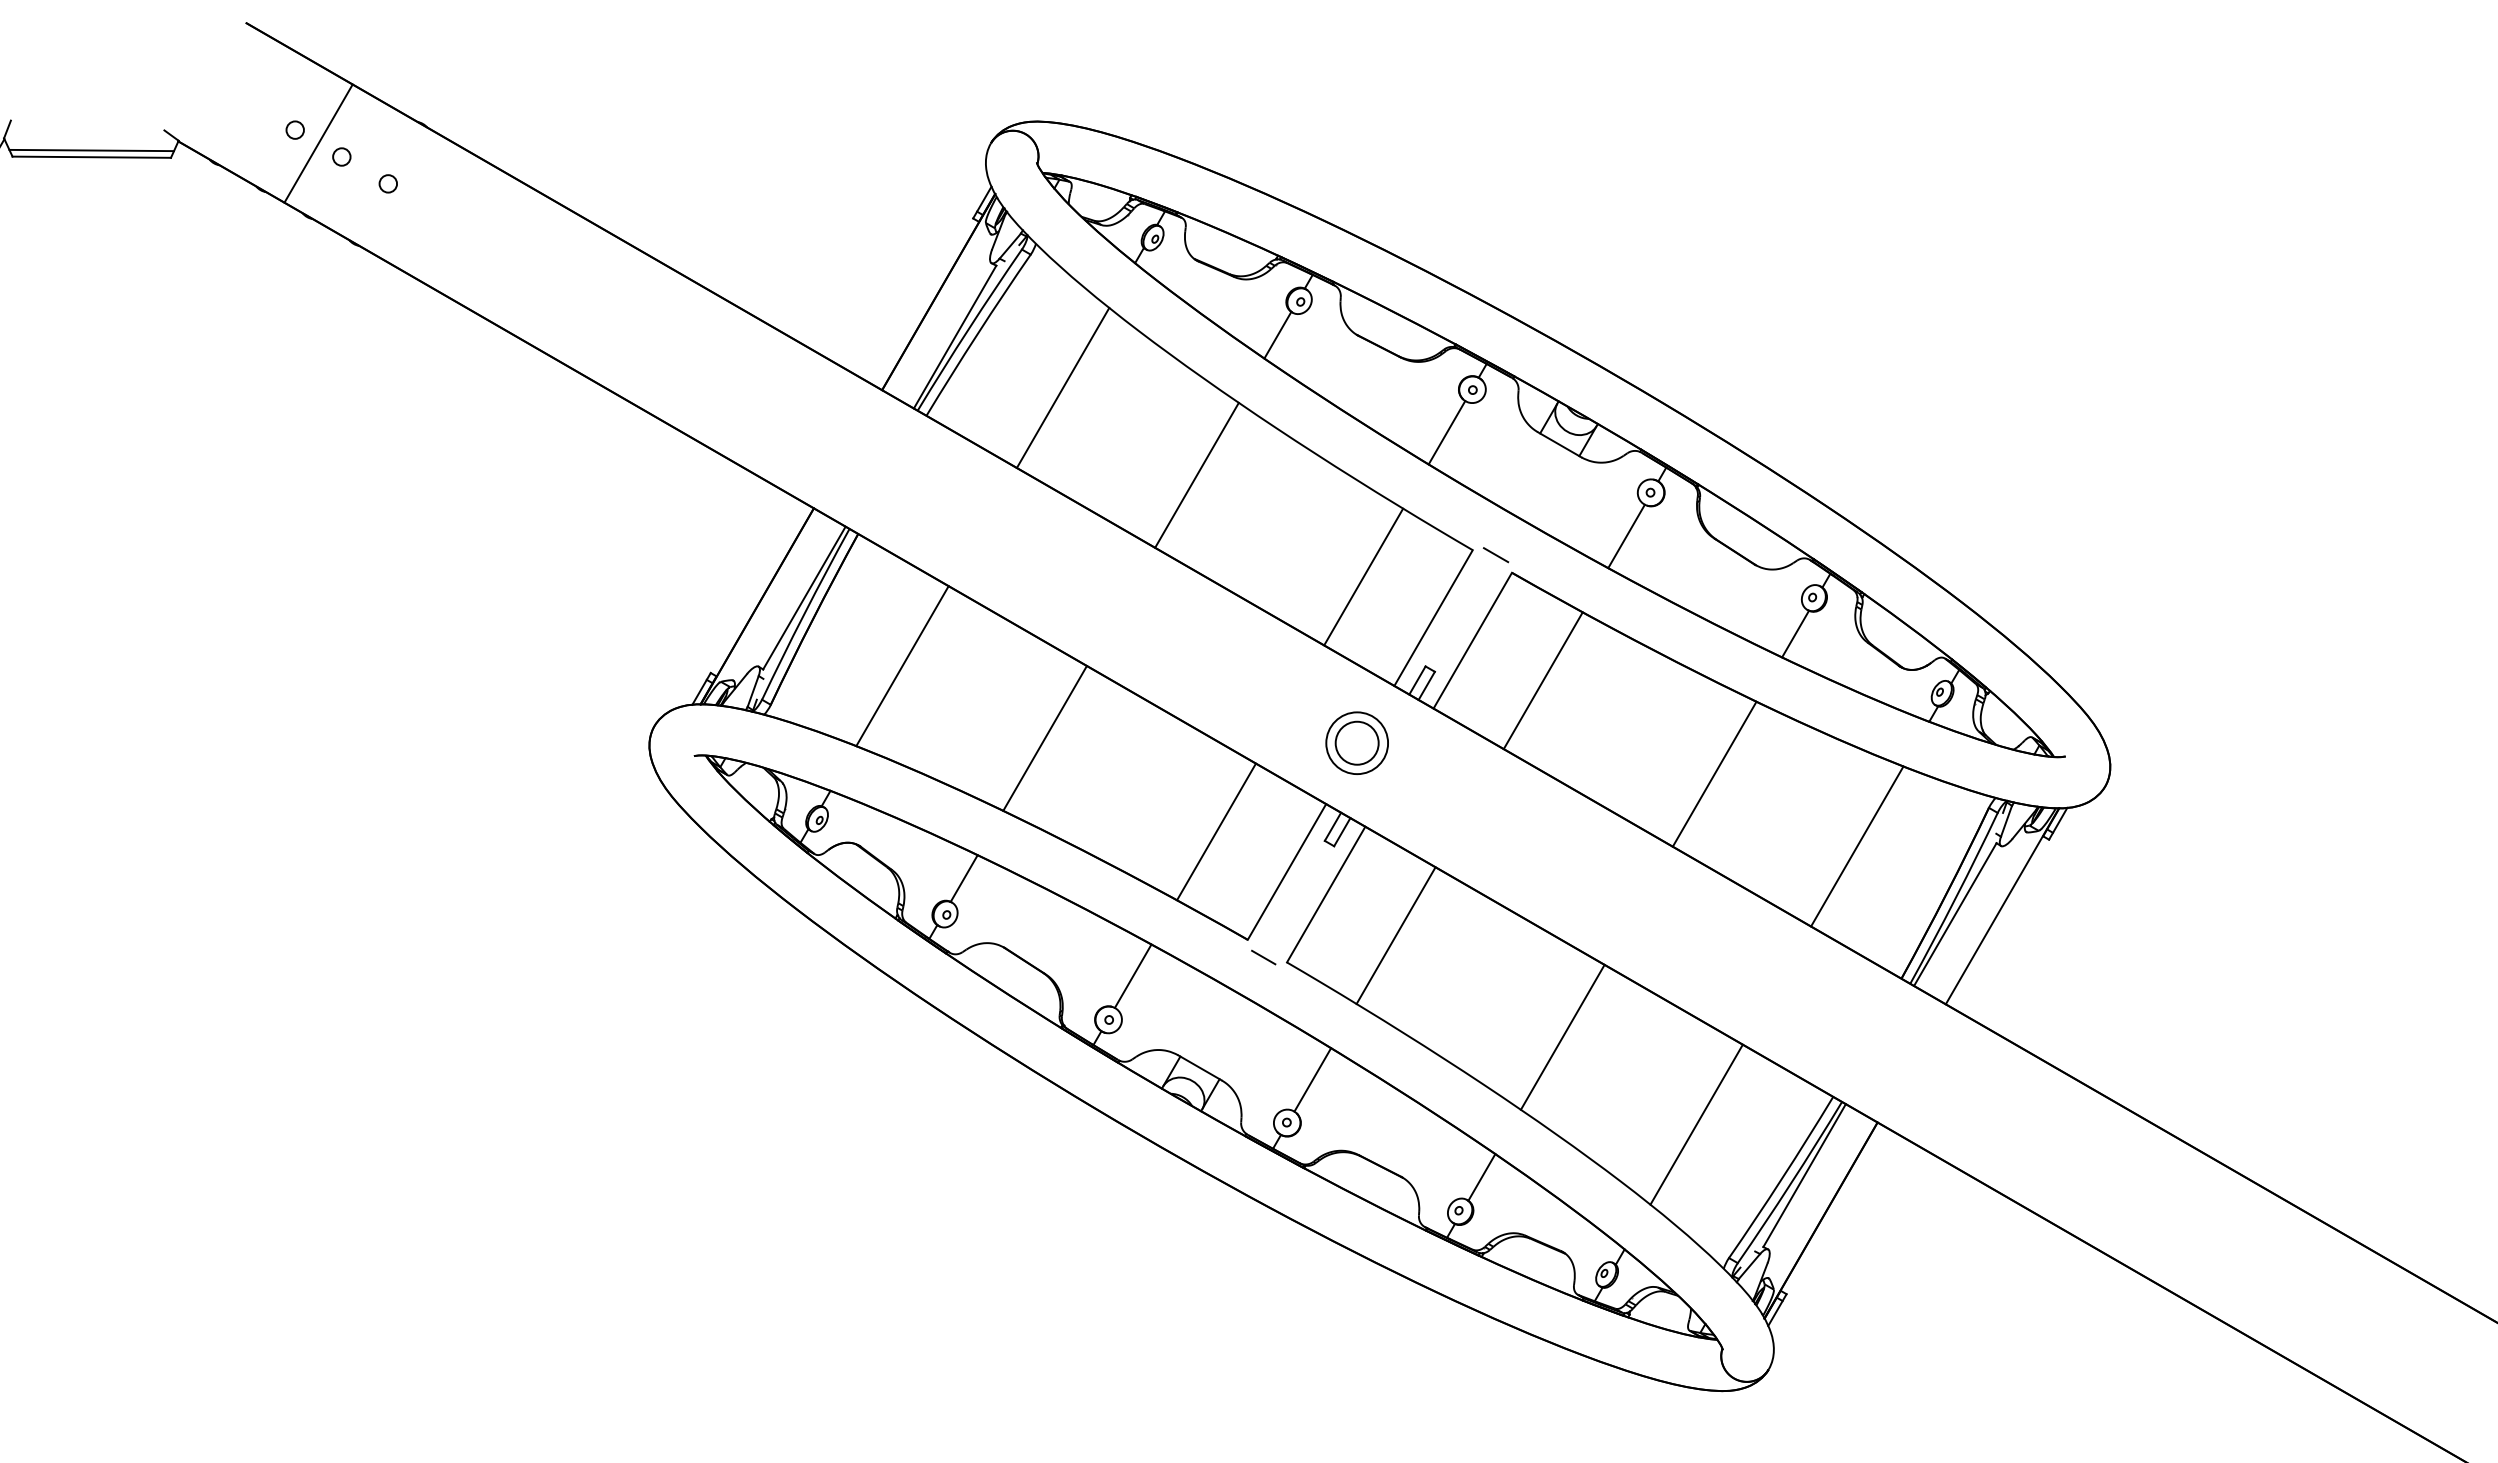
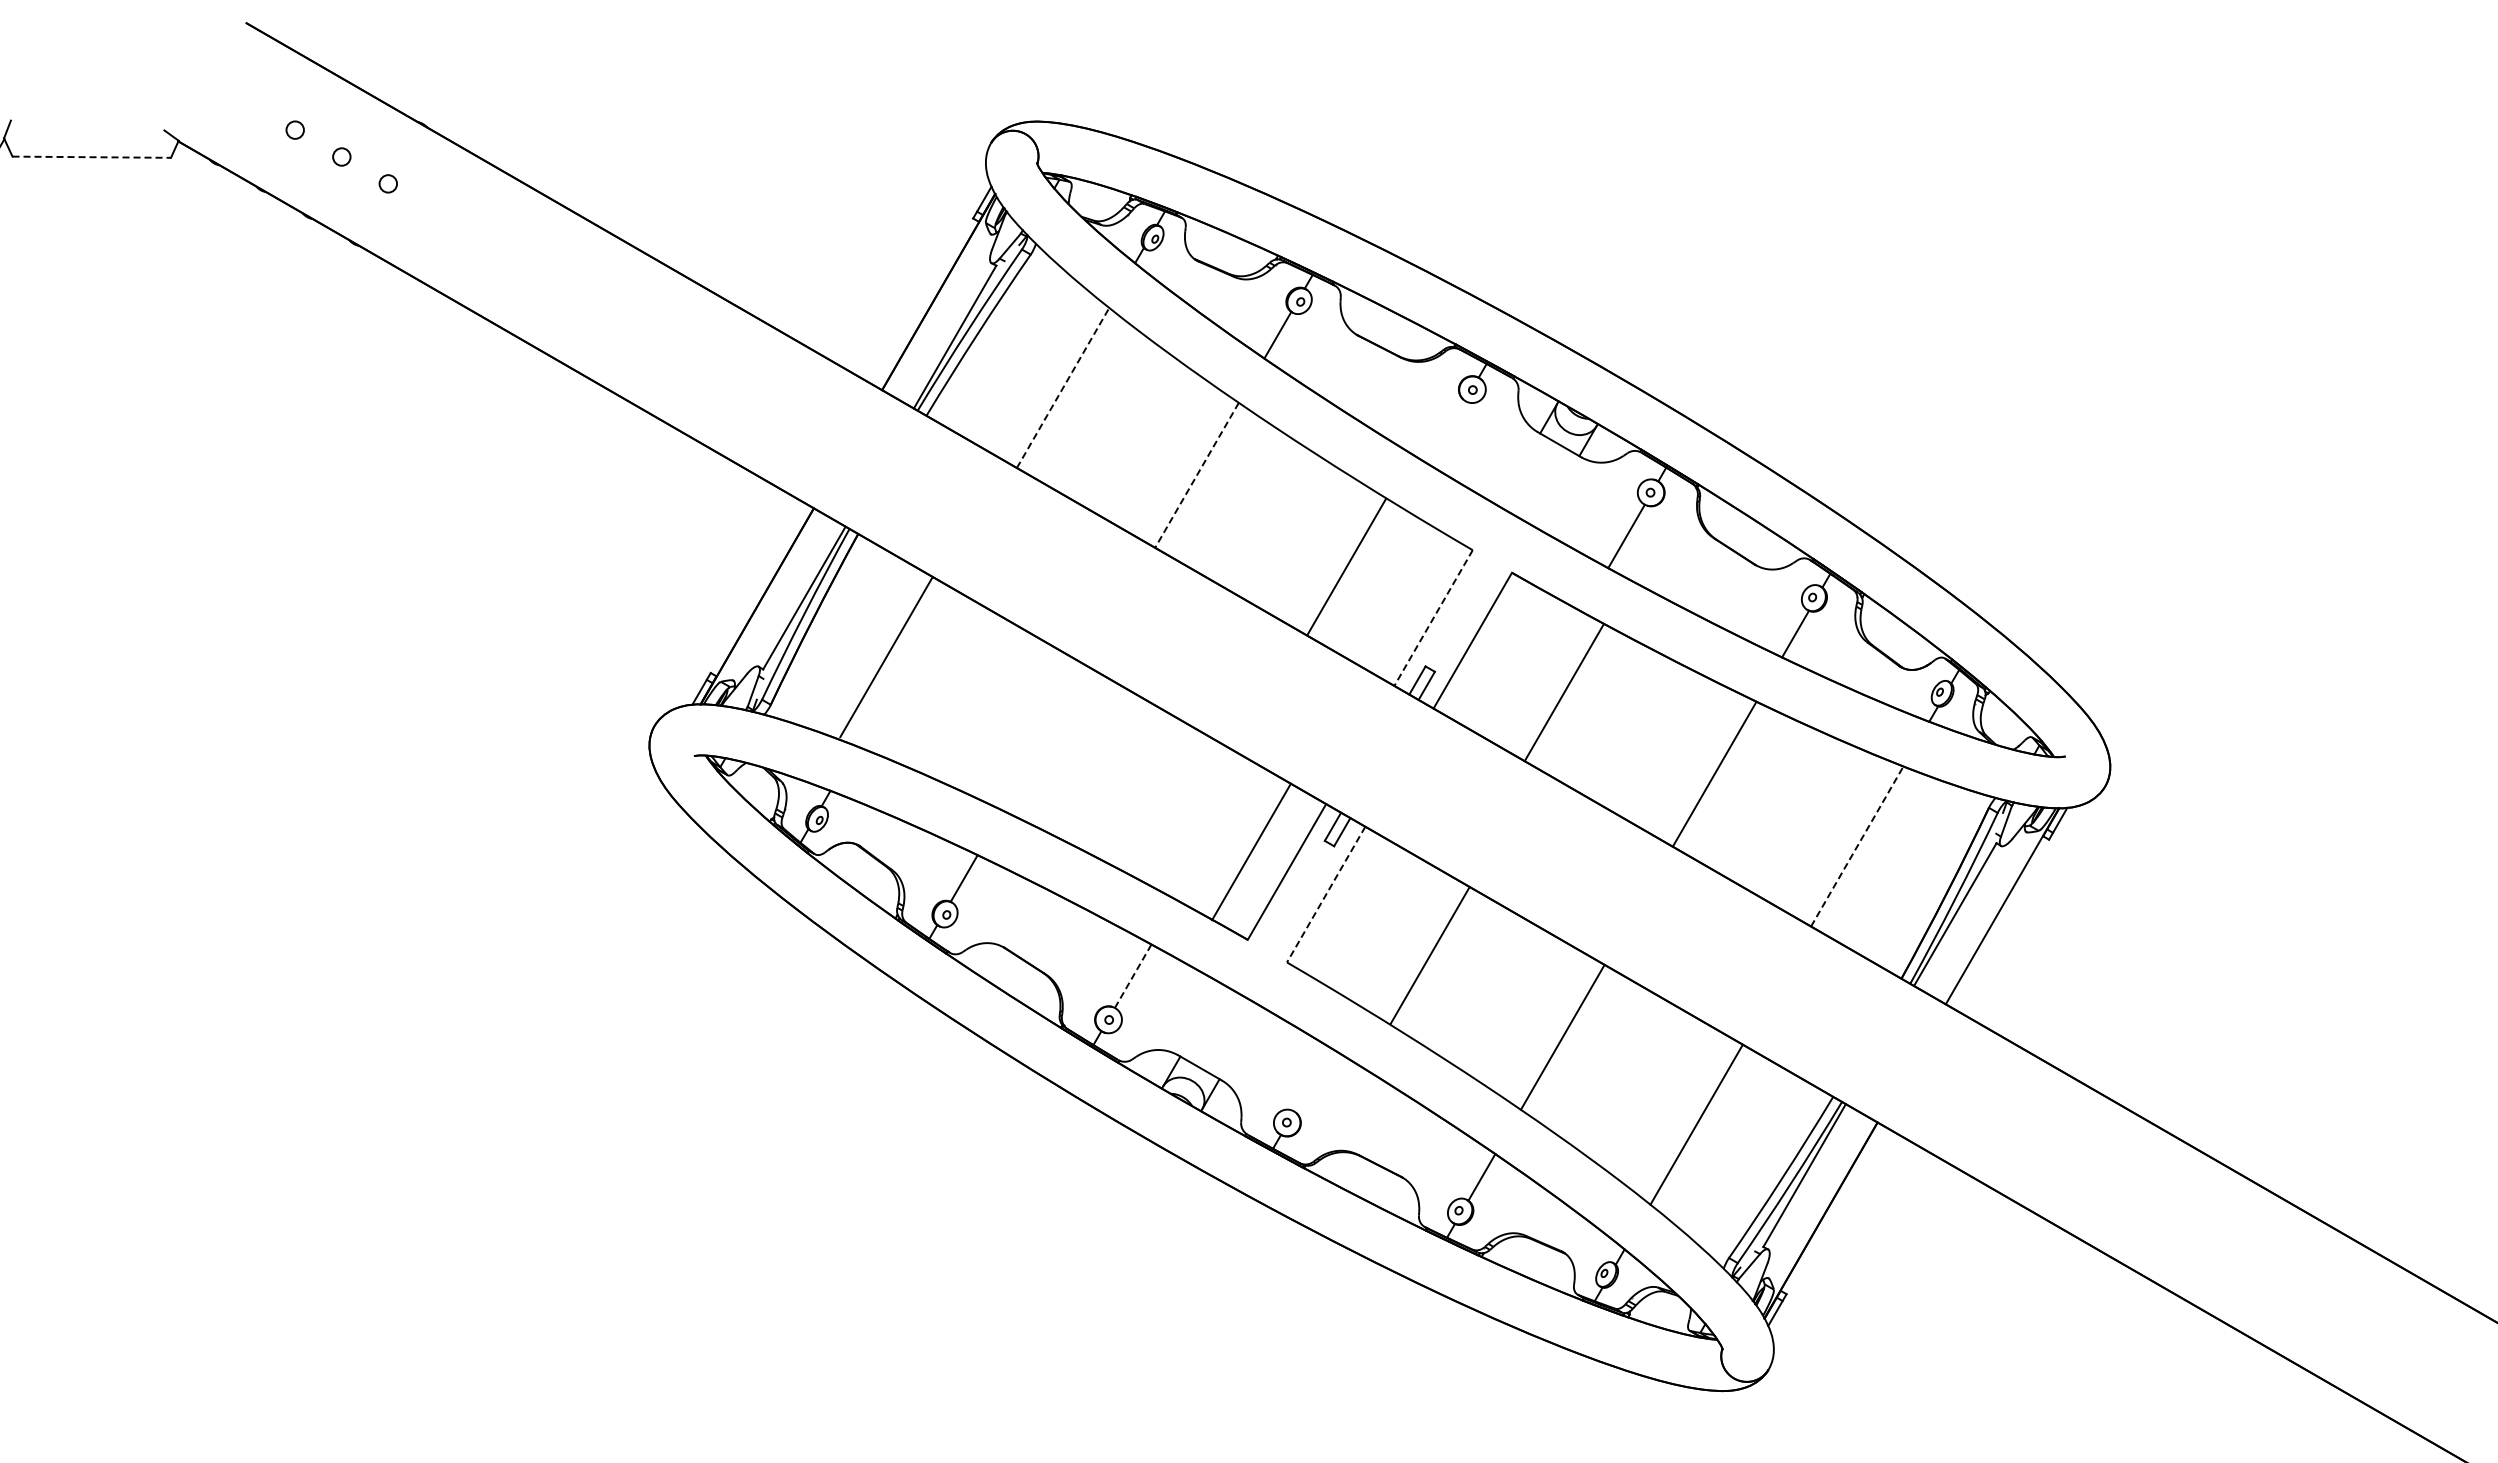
line: present -> none (318, 143)
line: present -> none (91, 150)
line: solid -> dashed (92, 157)
line: solid -> dashed (1063, 387)
line: present -> none (1446, 432)
line: solid -> dashed (1196, 475)
line: present -> none (1495, 555)
line position: (1363, 576) -> (1346, 566) (1346, 566)
line: solid -> dashed (1433, 618)
line position: (902, 666) -> (886, 657) (886, 657)
line position: (1542, 680) -> (1563, 692) (1563, 692)
line: present -> none (1044, 737)
part: present -> none (1356, 742)
line position: (1216, 831) -> (1251, 851) (1251, 851)
line: solid -> dashed (1857, 846)
line: solid -> dashed (1325, 895)
line position: (1395, 935) -> (1429, 955) (1429, 955)
line: present -> none (1263, 957)
line: solid -> dashed (1133, 976)
line: present -> none (1312, 1079)
